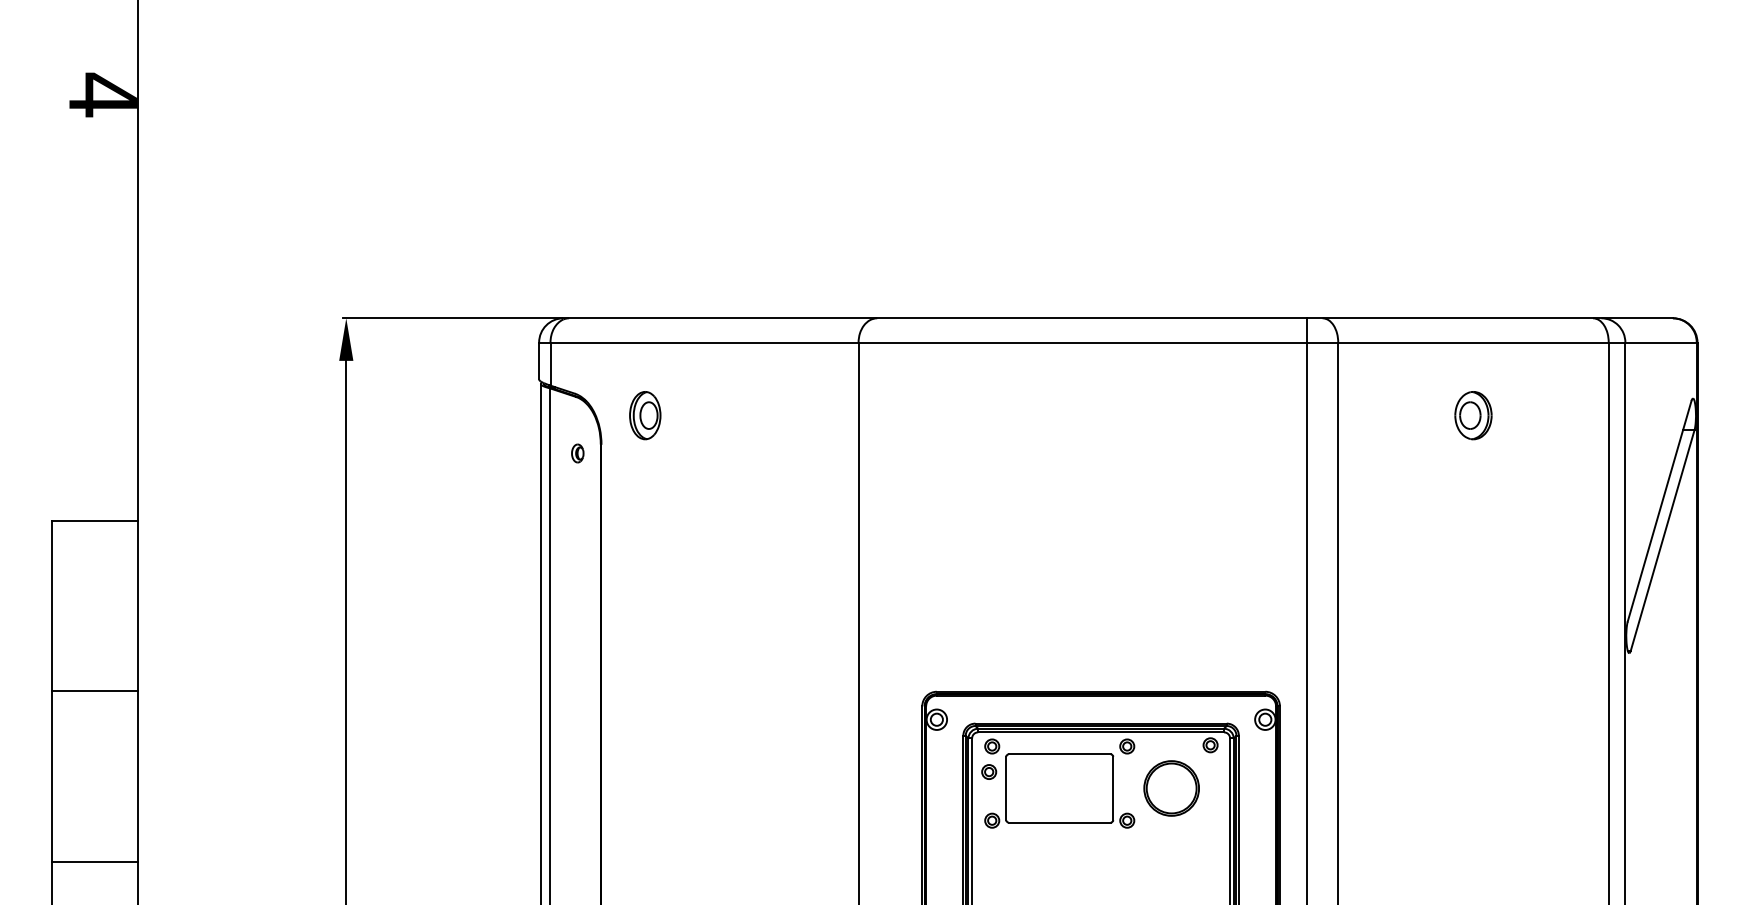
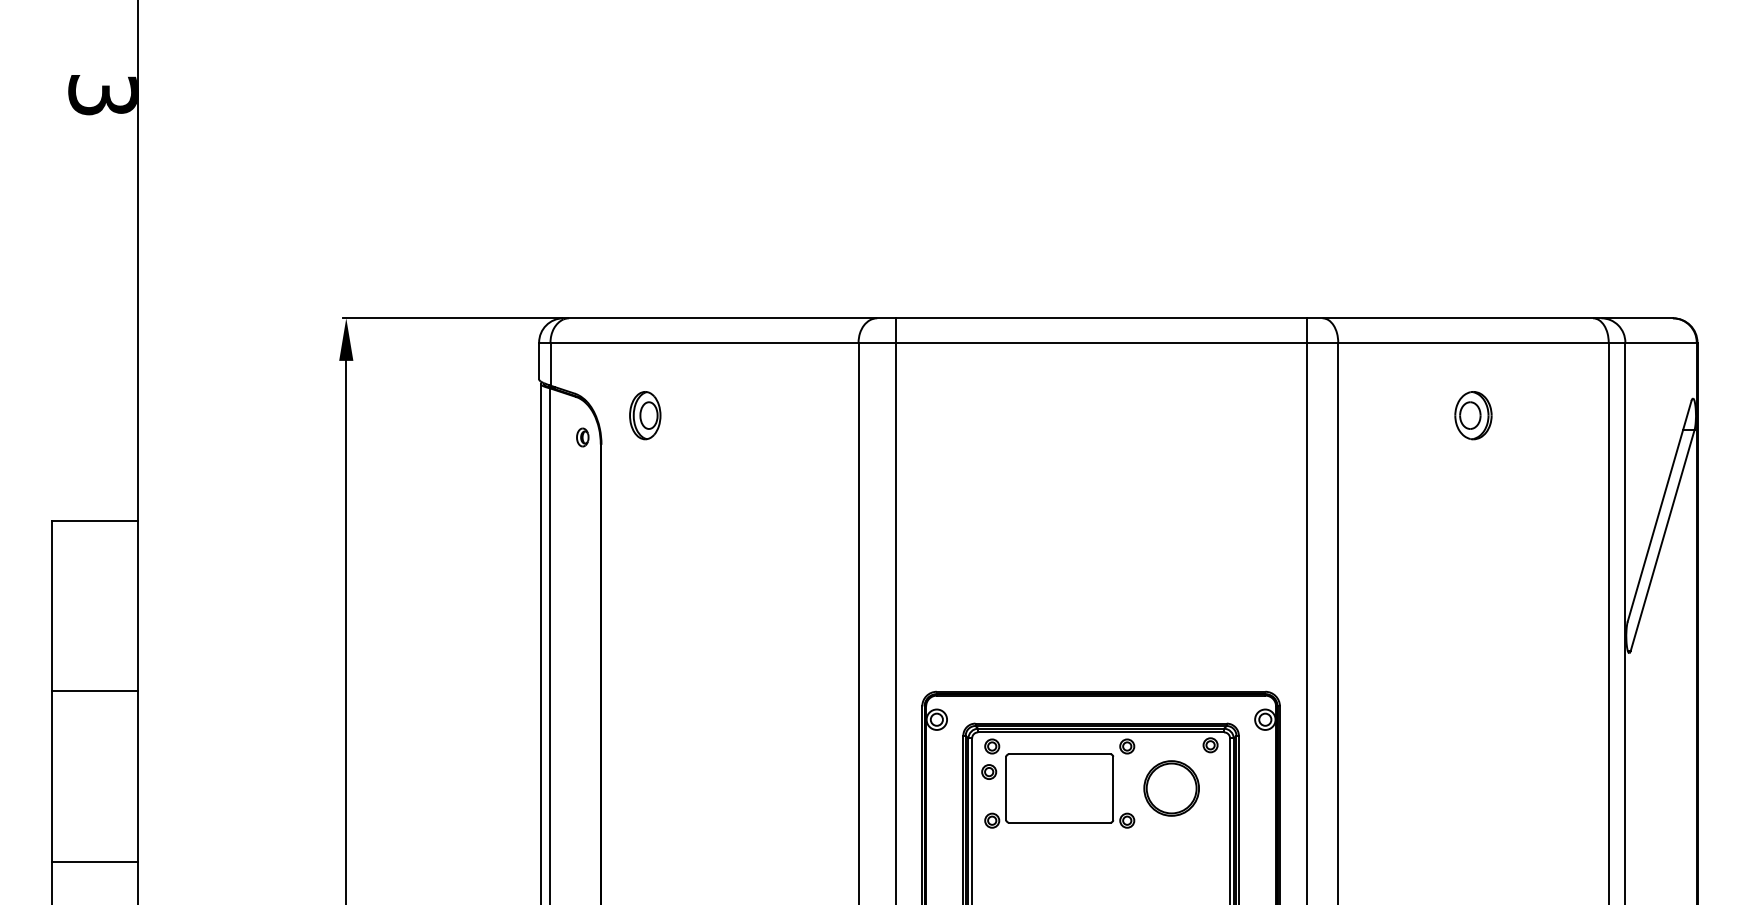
text: 4 -> 3 (102, 94)
part position: (577, 453) -> (582, 437) (582, 437)
line: none -> present (895, 609)
